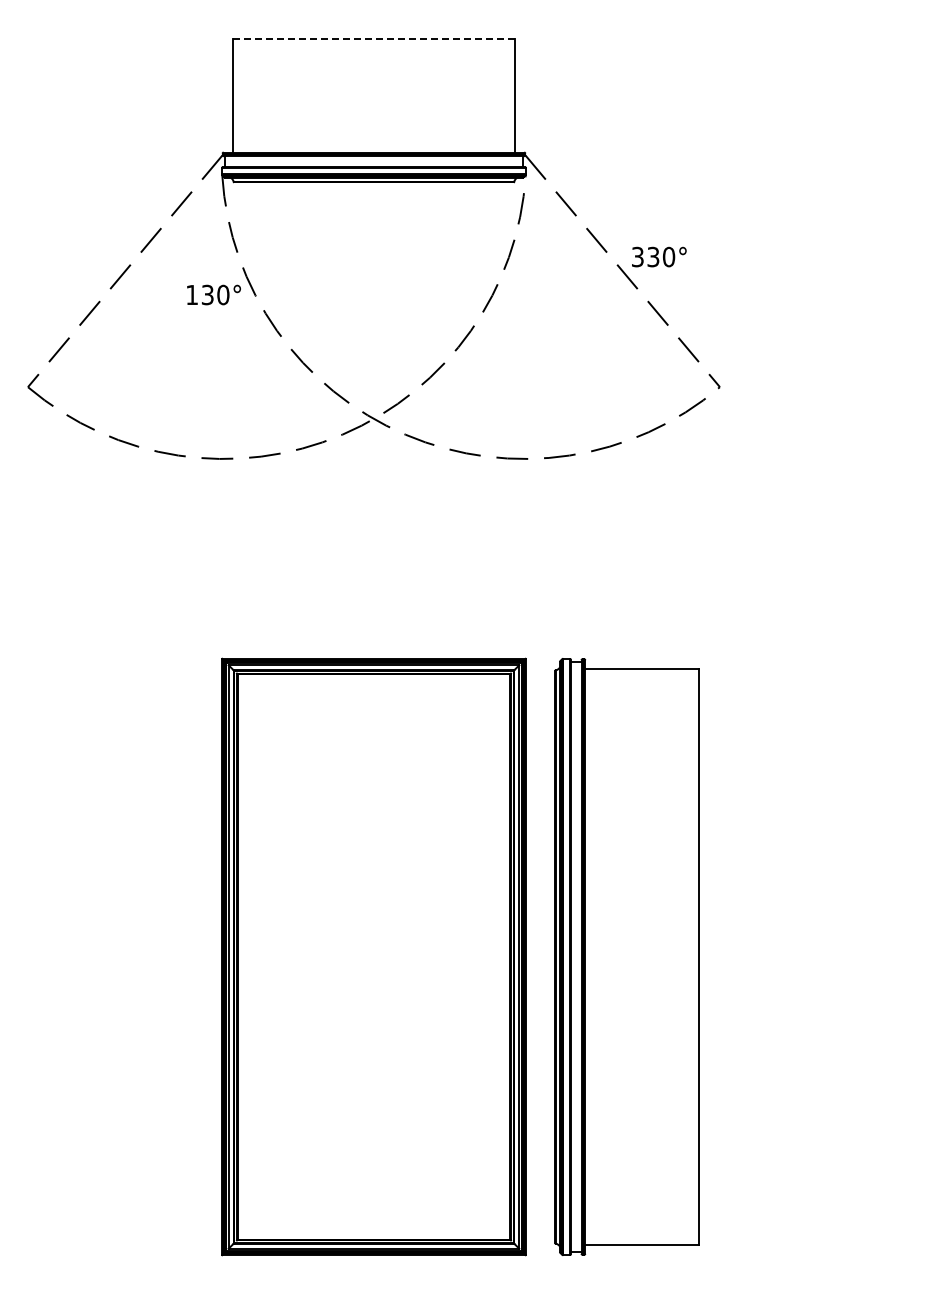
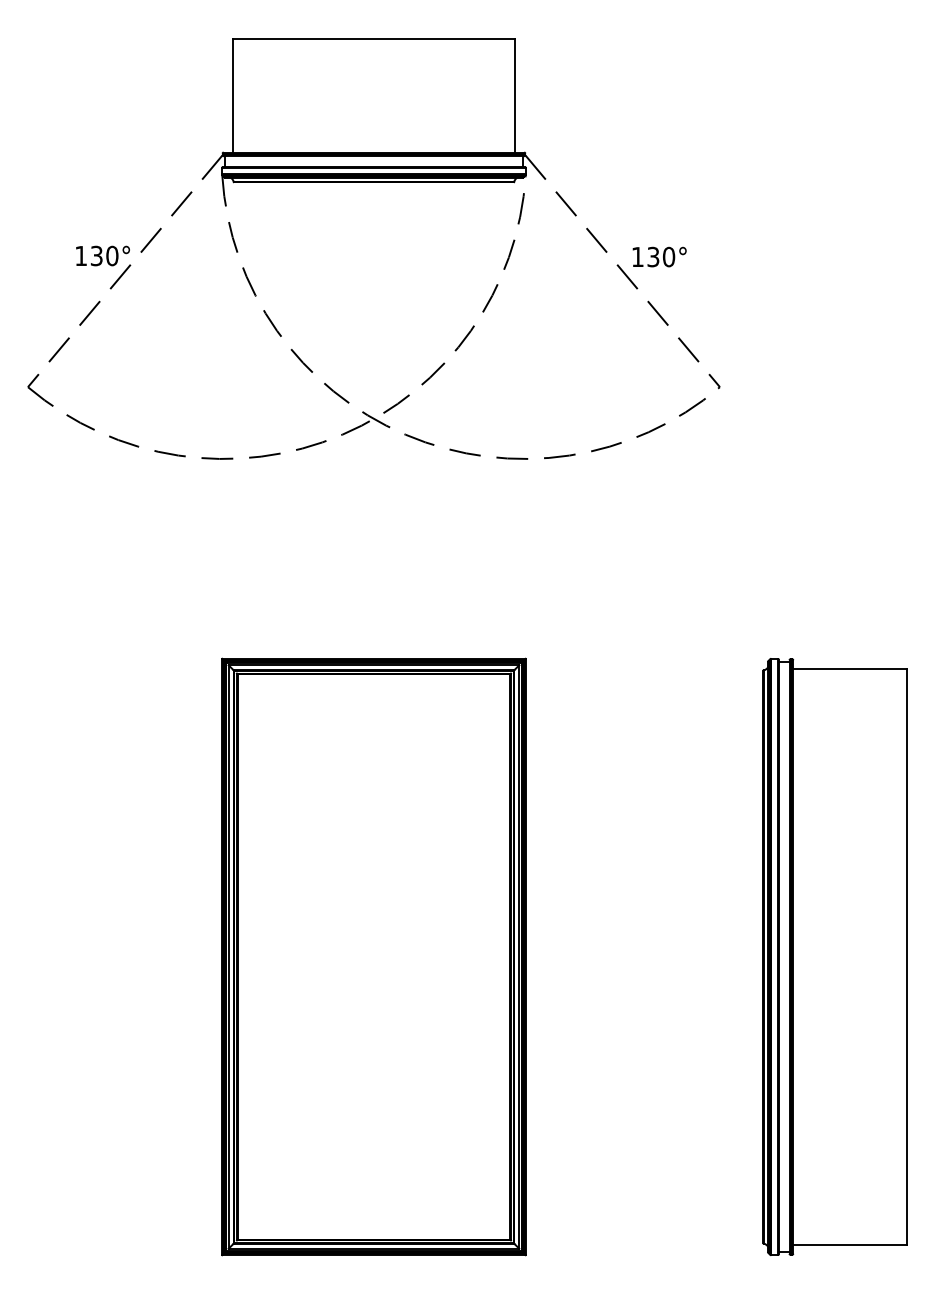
line: dashed -> solid (373, 38)
text: 330° -> 130° (637, 256)
text position: (213, 294) -> (102, 255) (102, 255)
part position: (626, 956) -> (834, 956) (834, 956)
